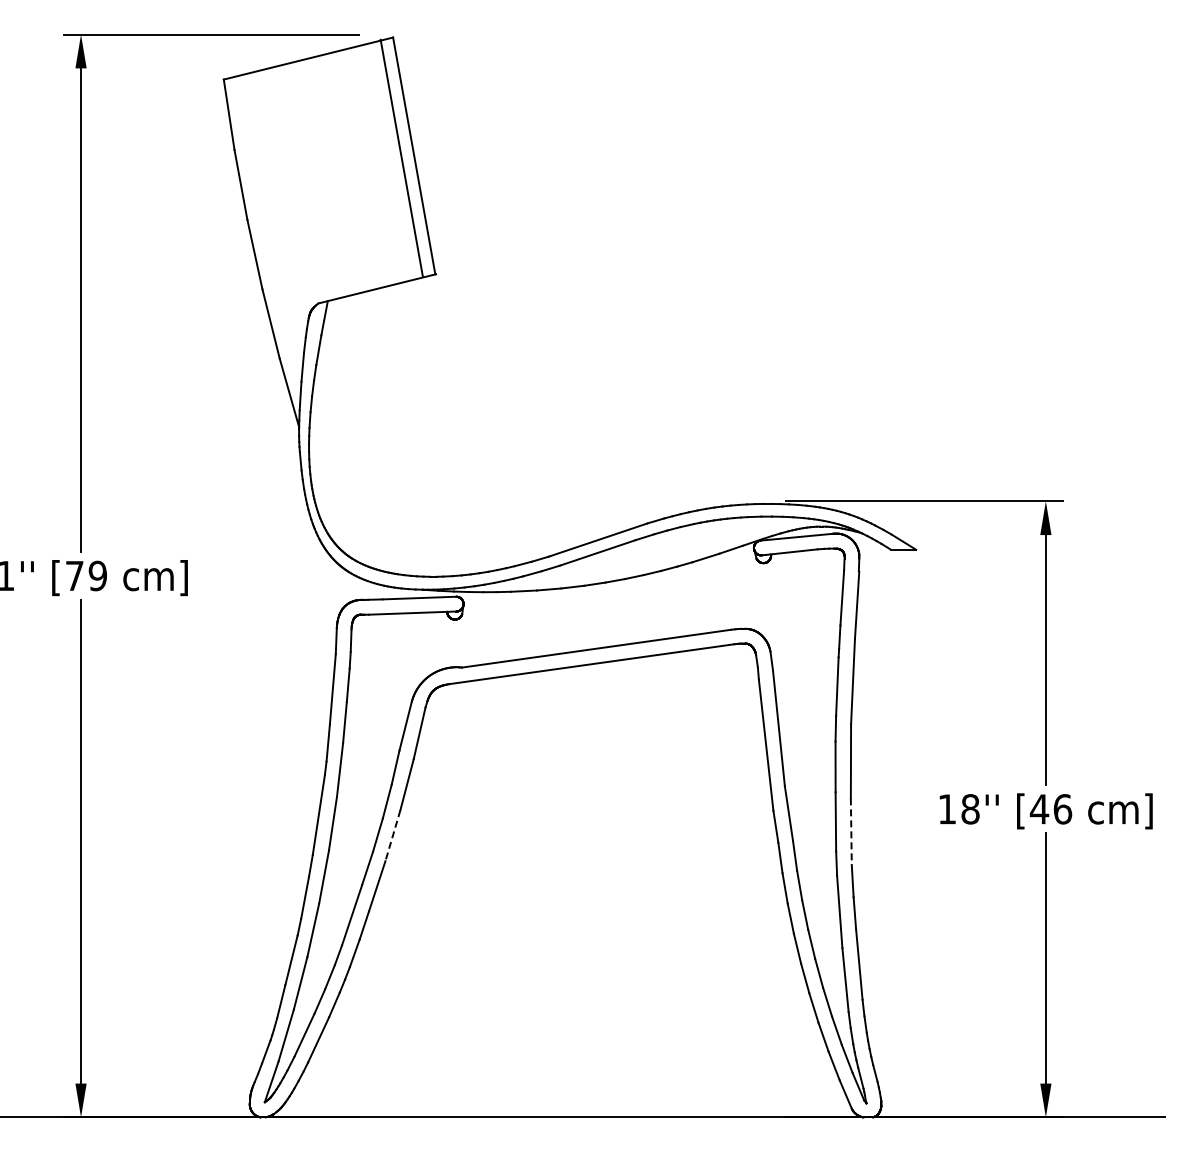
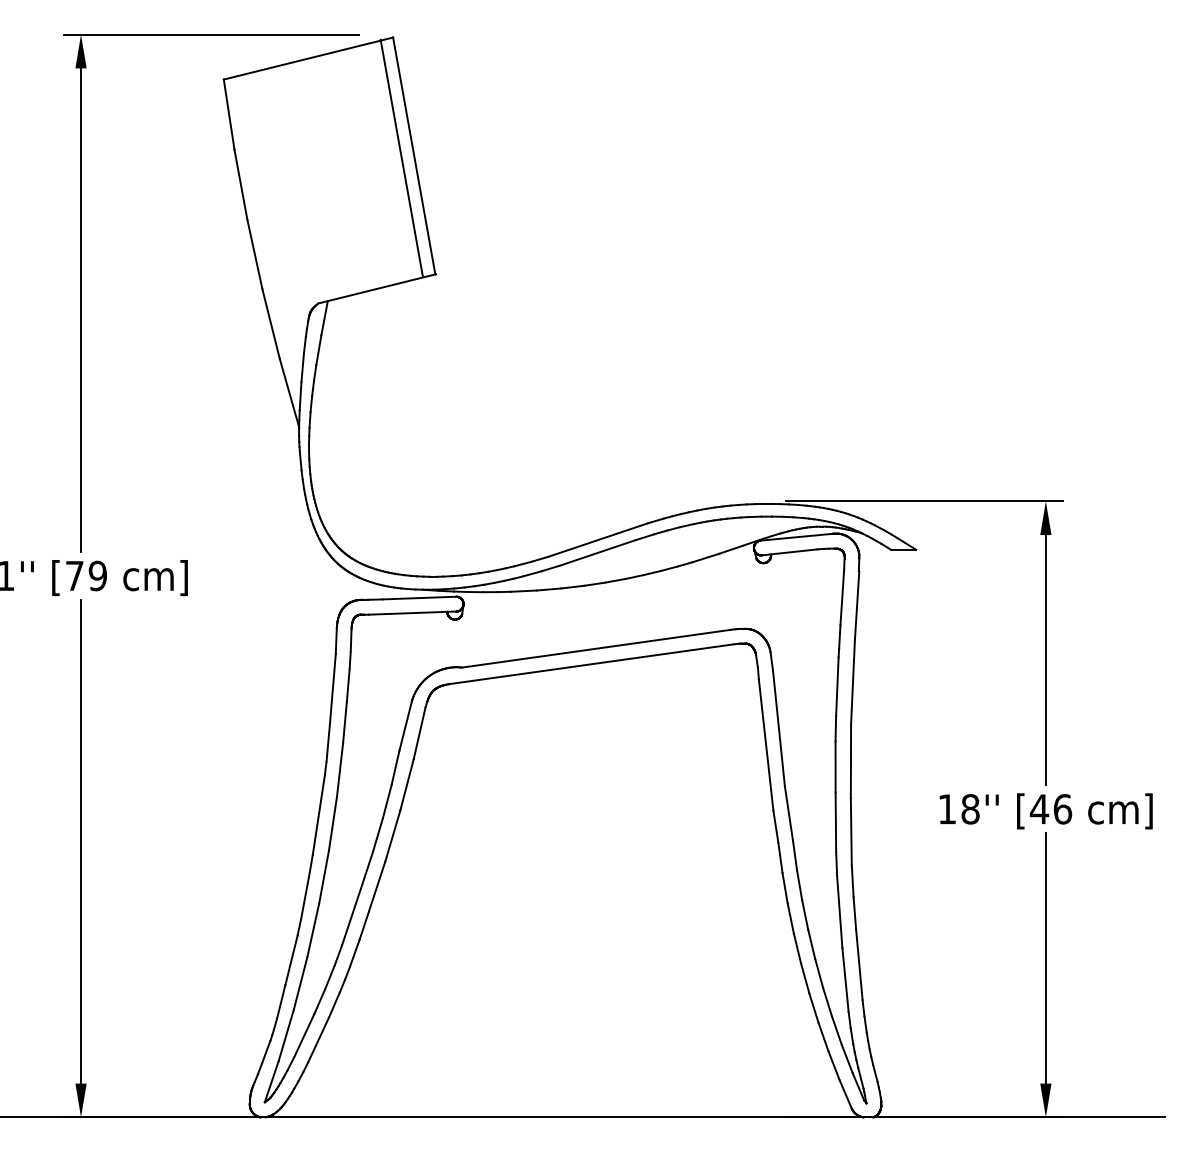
line: dashed -> solid (851, 832)
line: dashed -> solid (392, 836)
